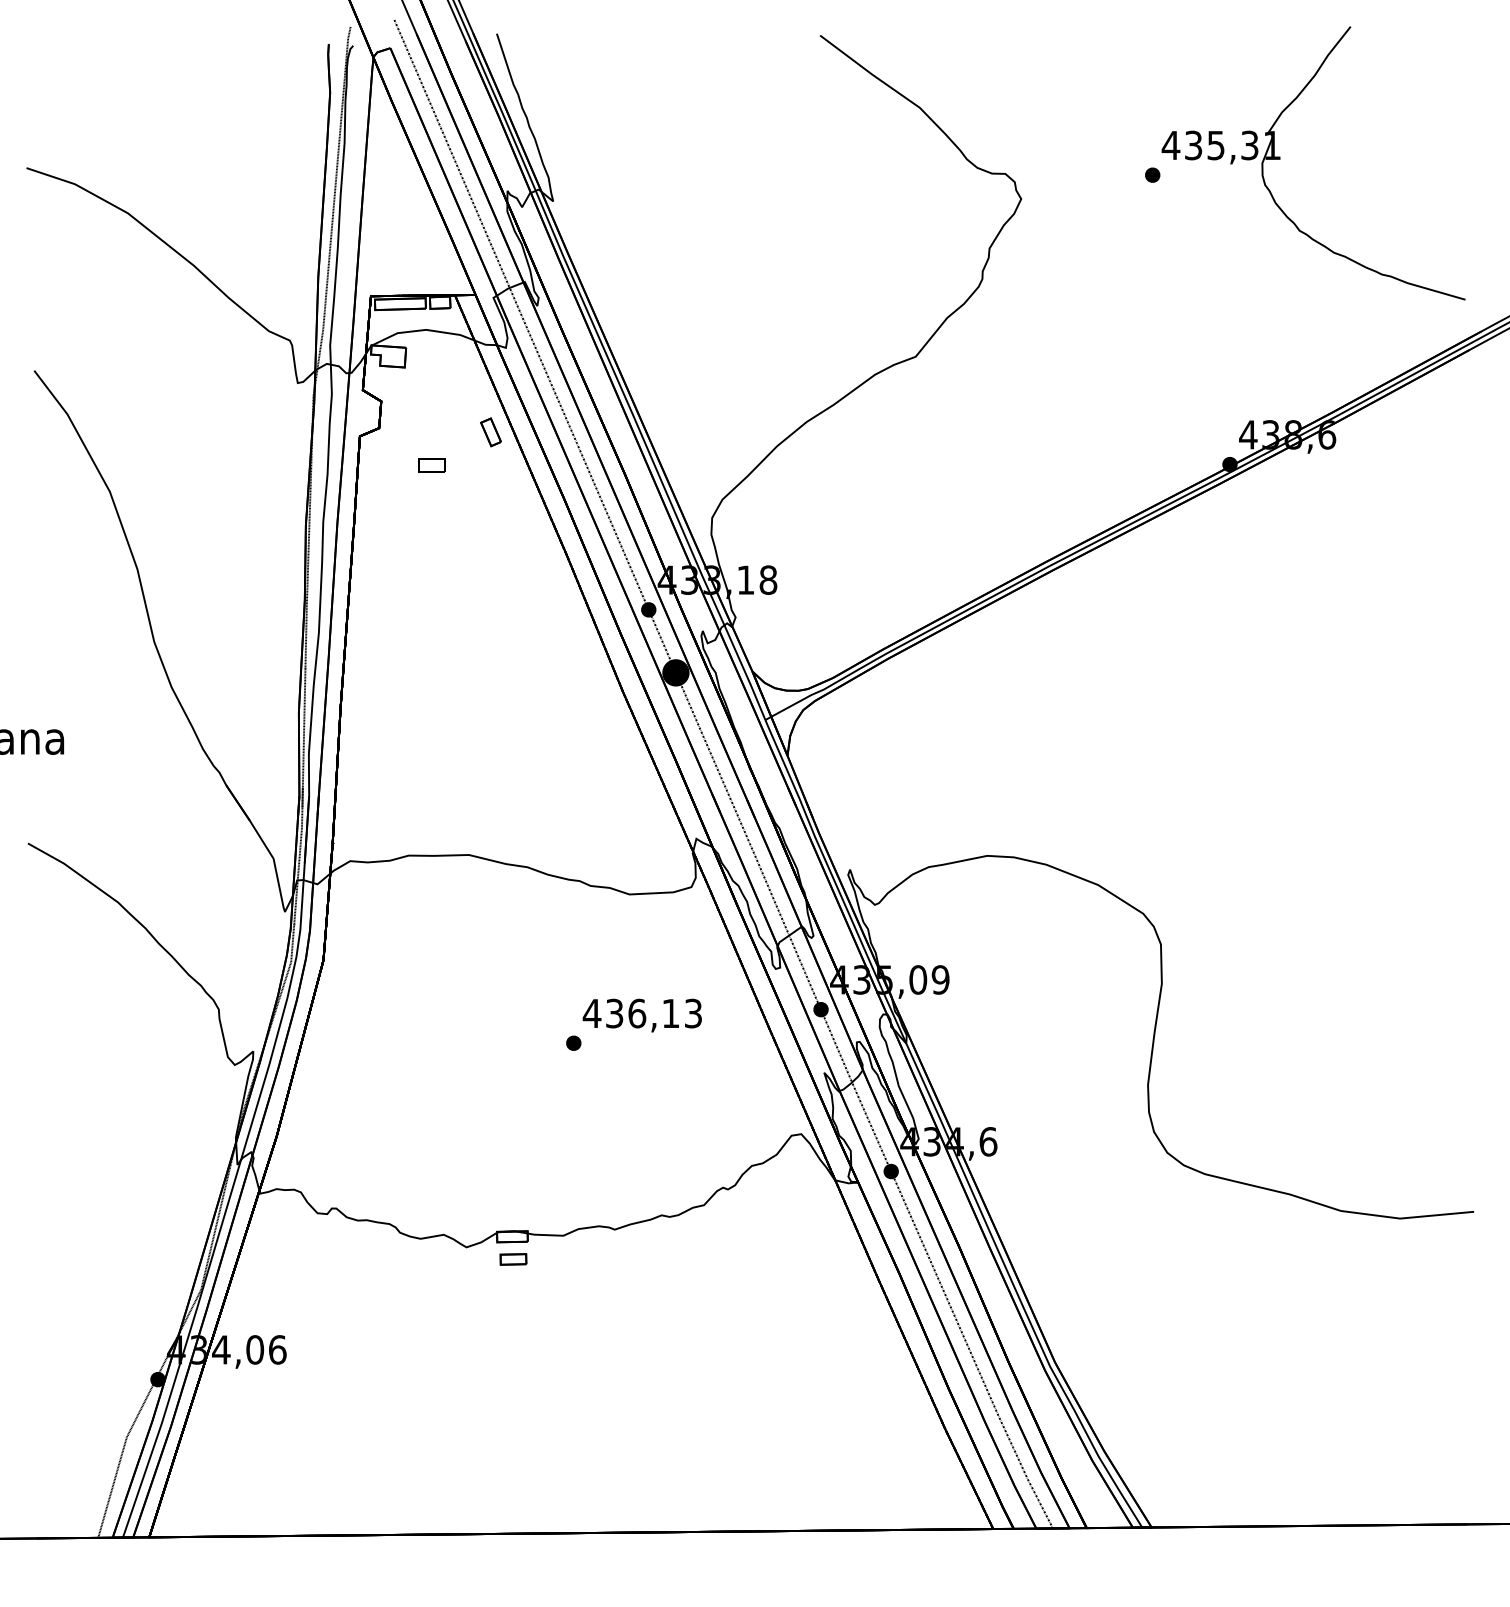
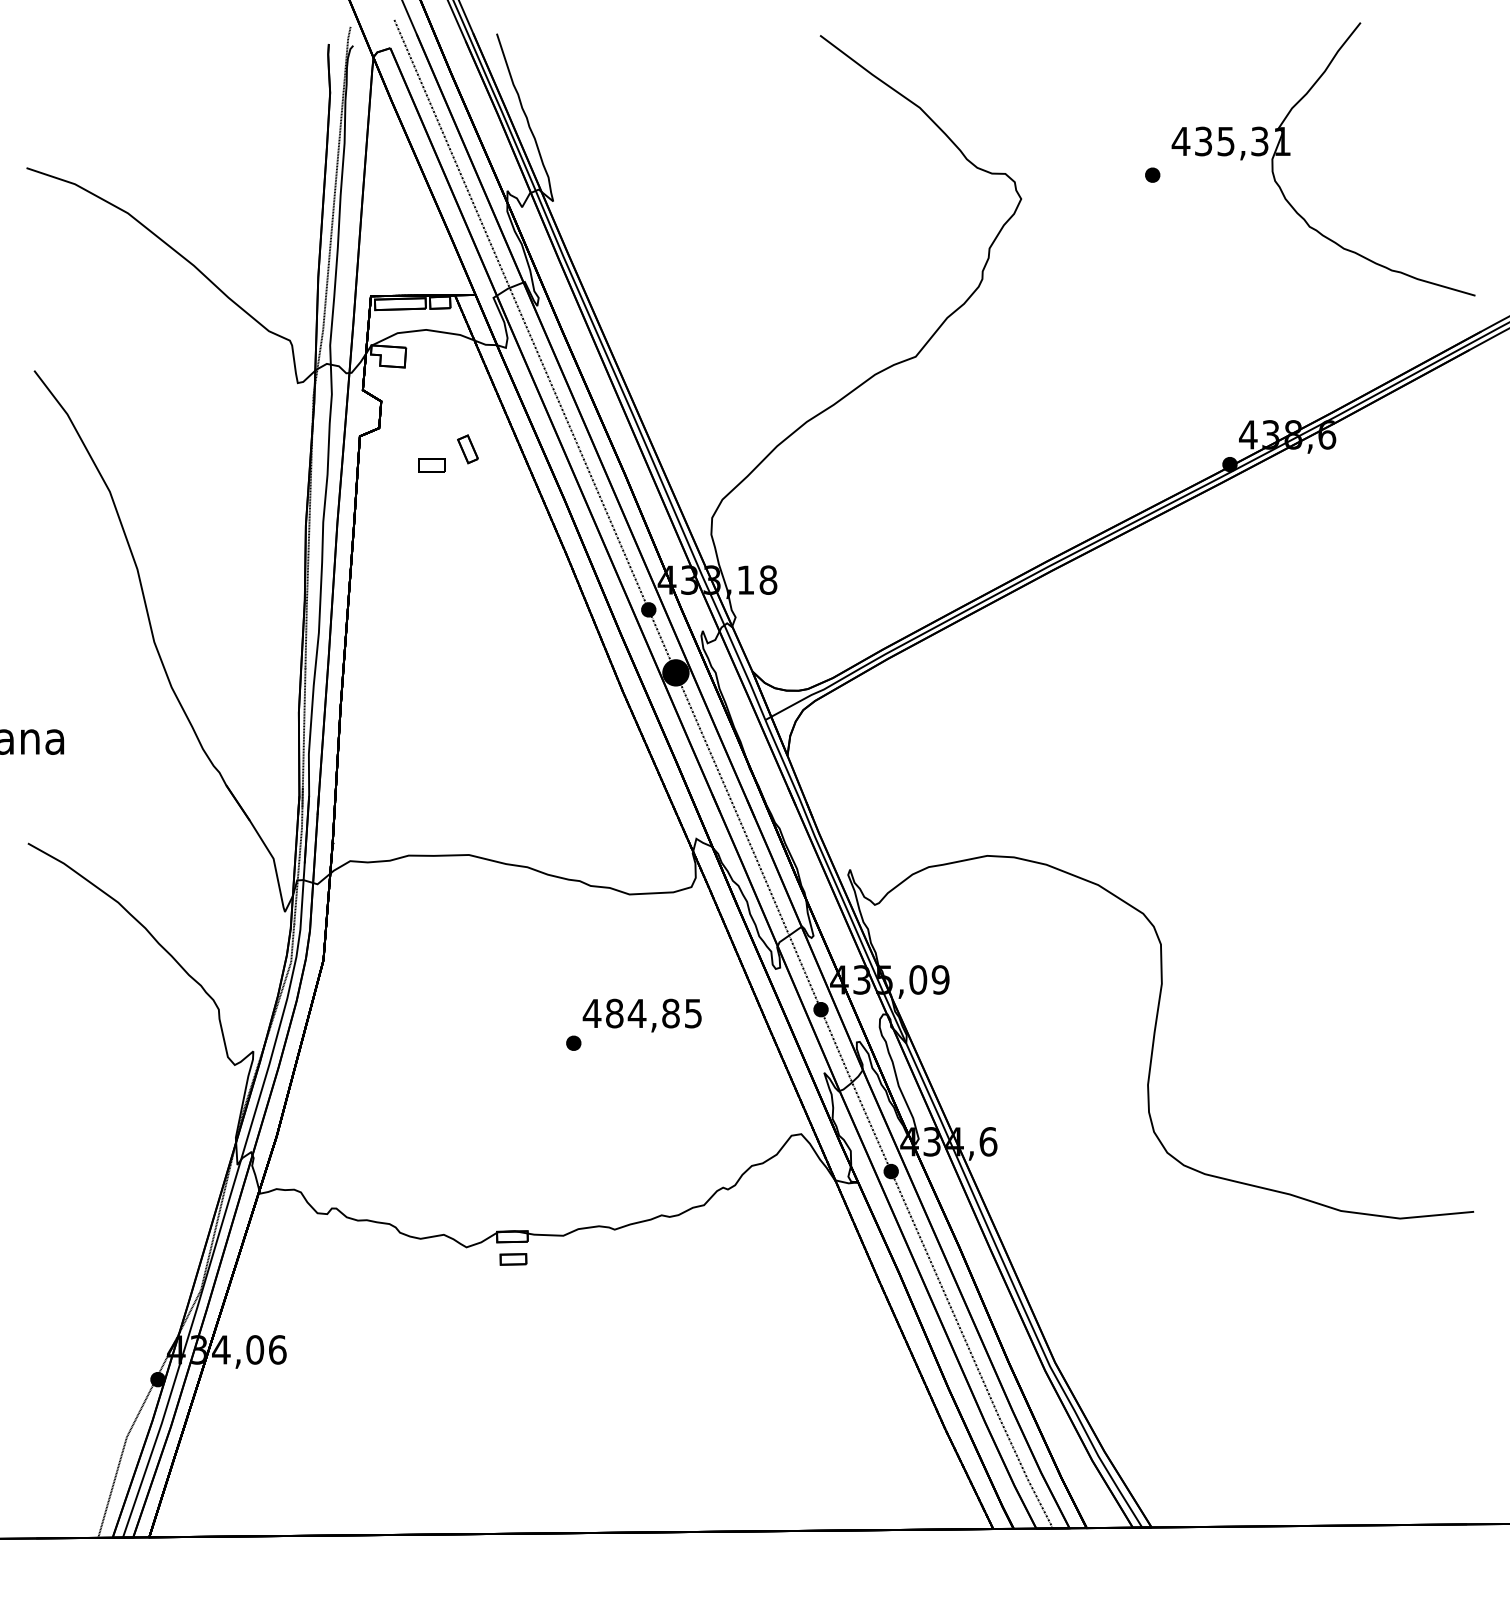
part position: (1280, 159) -> (1290, 155) (1290, 155)
part position: (490, 432) -> (467, 449) (467, 449)
text: 436,13 -> 484,85 (653, 1013)
